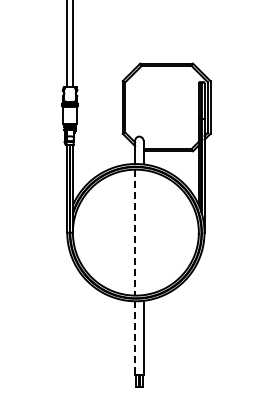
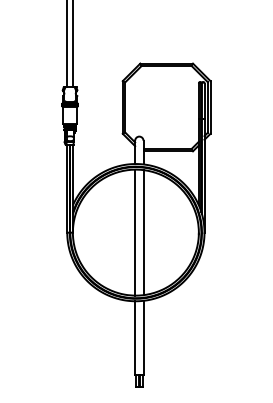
line: dashed -> solid (135, 232)
line: none -> present (143, 232)
line: dashed -> solid (135, 337)
